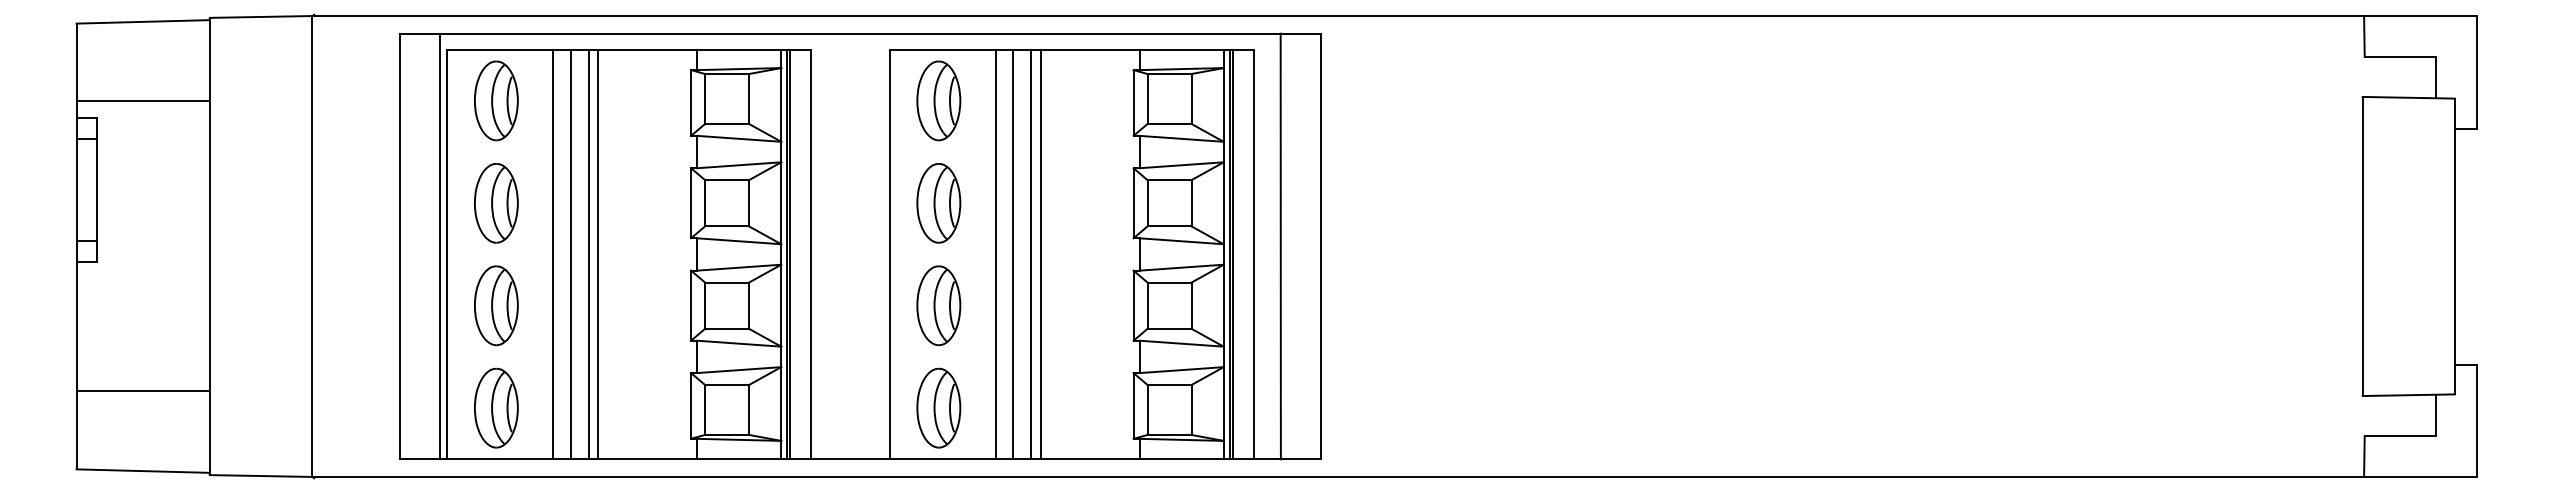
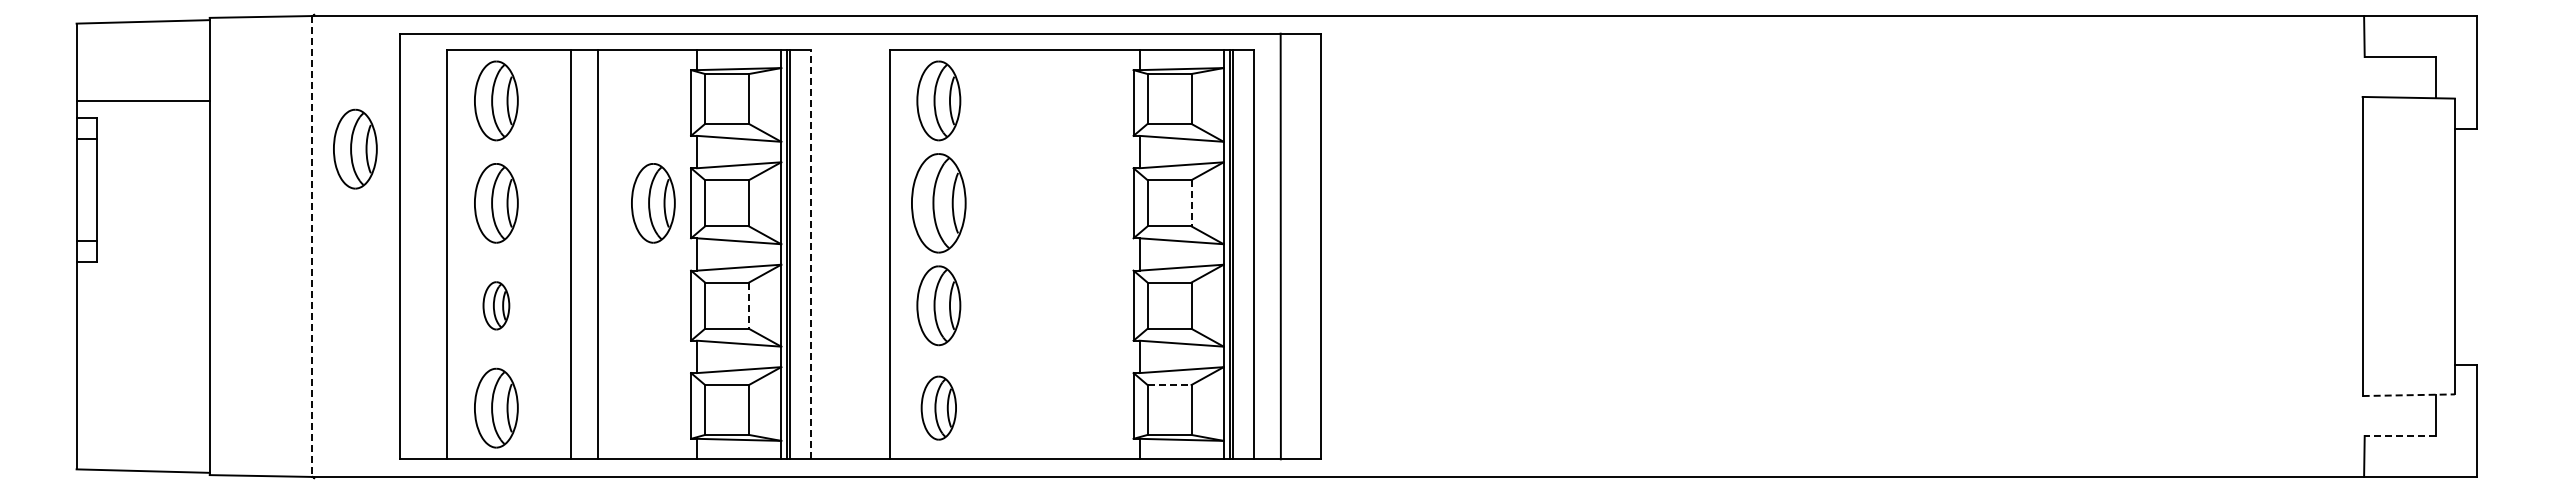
part: none -> present (355, 148)
part: none -> present (653, 203)
part size: 46x81 px -> 56x101 px (938, 203)
line: solid -> dashed (1191, 203)
line: solid -> dashed (312, 246)
line: present -> none (440, 246)
line: present -> none (553, 254)
line: present -> none (588, 254)
line: solid -> dashed (811, 254)
line: present -> none (995, 254)
line: present -> none (1013, 254)
line: present -> none (1031, 254)
line: present -> none (1040, 254)
part size: 45x82 px -> 29x50 px (496, 305)
line: solid -> dashed (749, 306)
line: solid -> dashed (1170, 384)
line: present -> none (142, 390)
line: solid -> dashed (2409, 395)
part size: 46x82 px -> 37x66 px (938, 407)
line: solid -> dashed (2400, 435)
